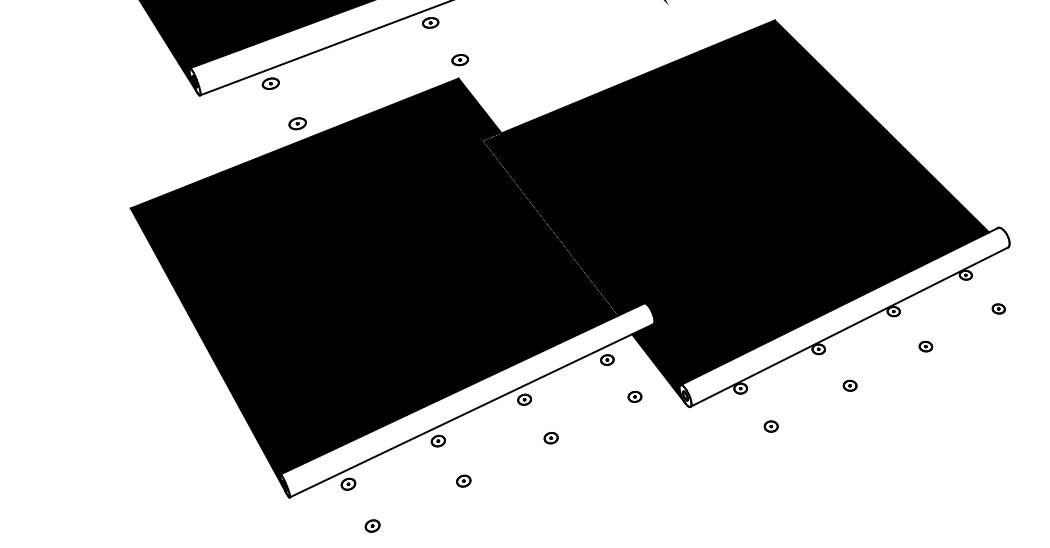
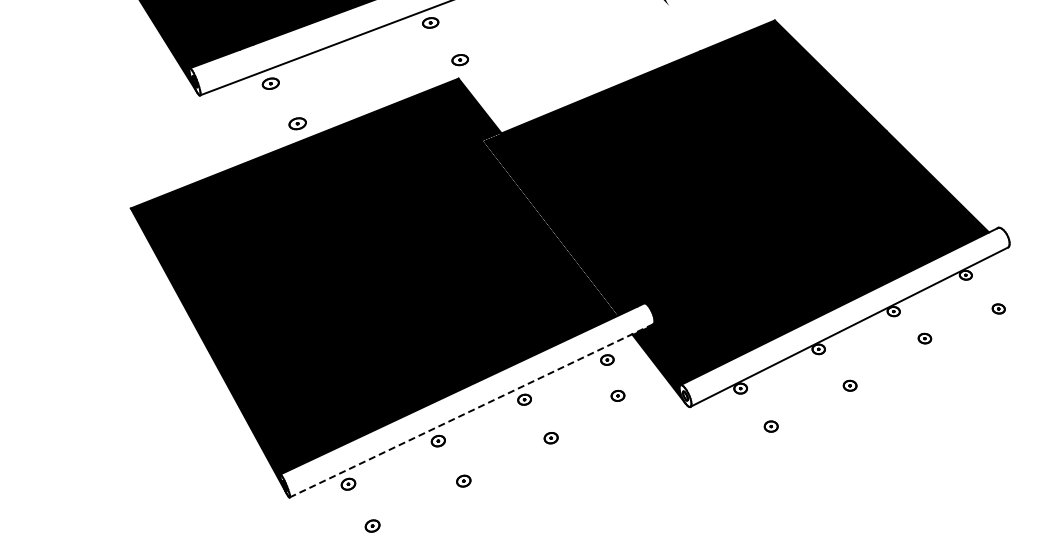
part position: (925, 346) -> (924, 338) (924, 338)
part position: (634, 396) -> (617, 395) (617, 395)
line: solid -> dashed (471, 410)
